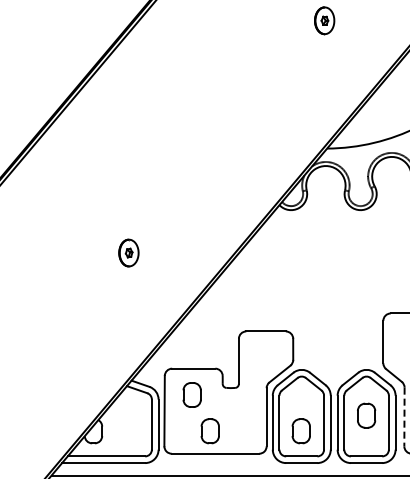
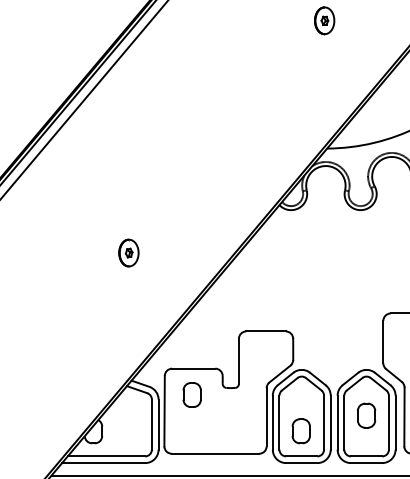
line: none -> present (84, 99)
line: dashed -> solid (404, 417)
part: present -> none (209, 431)
